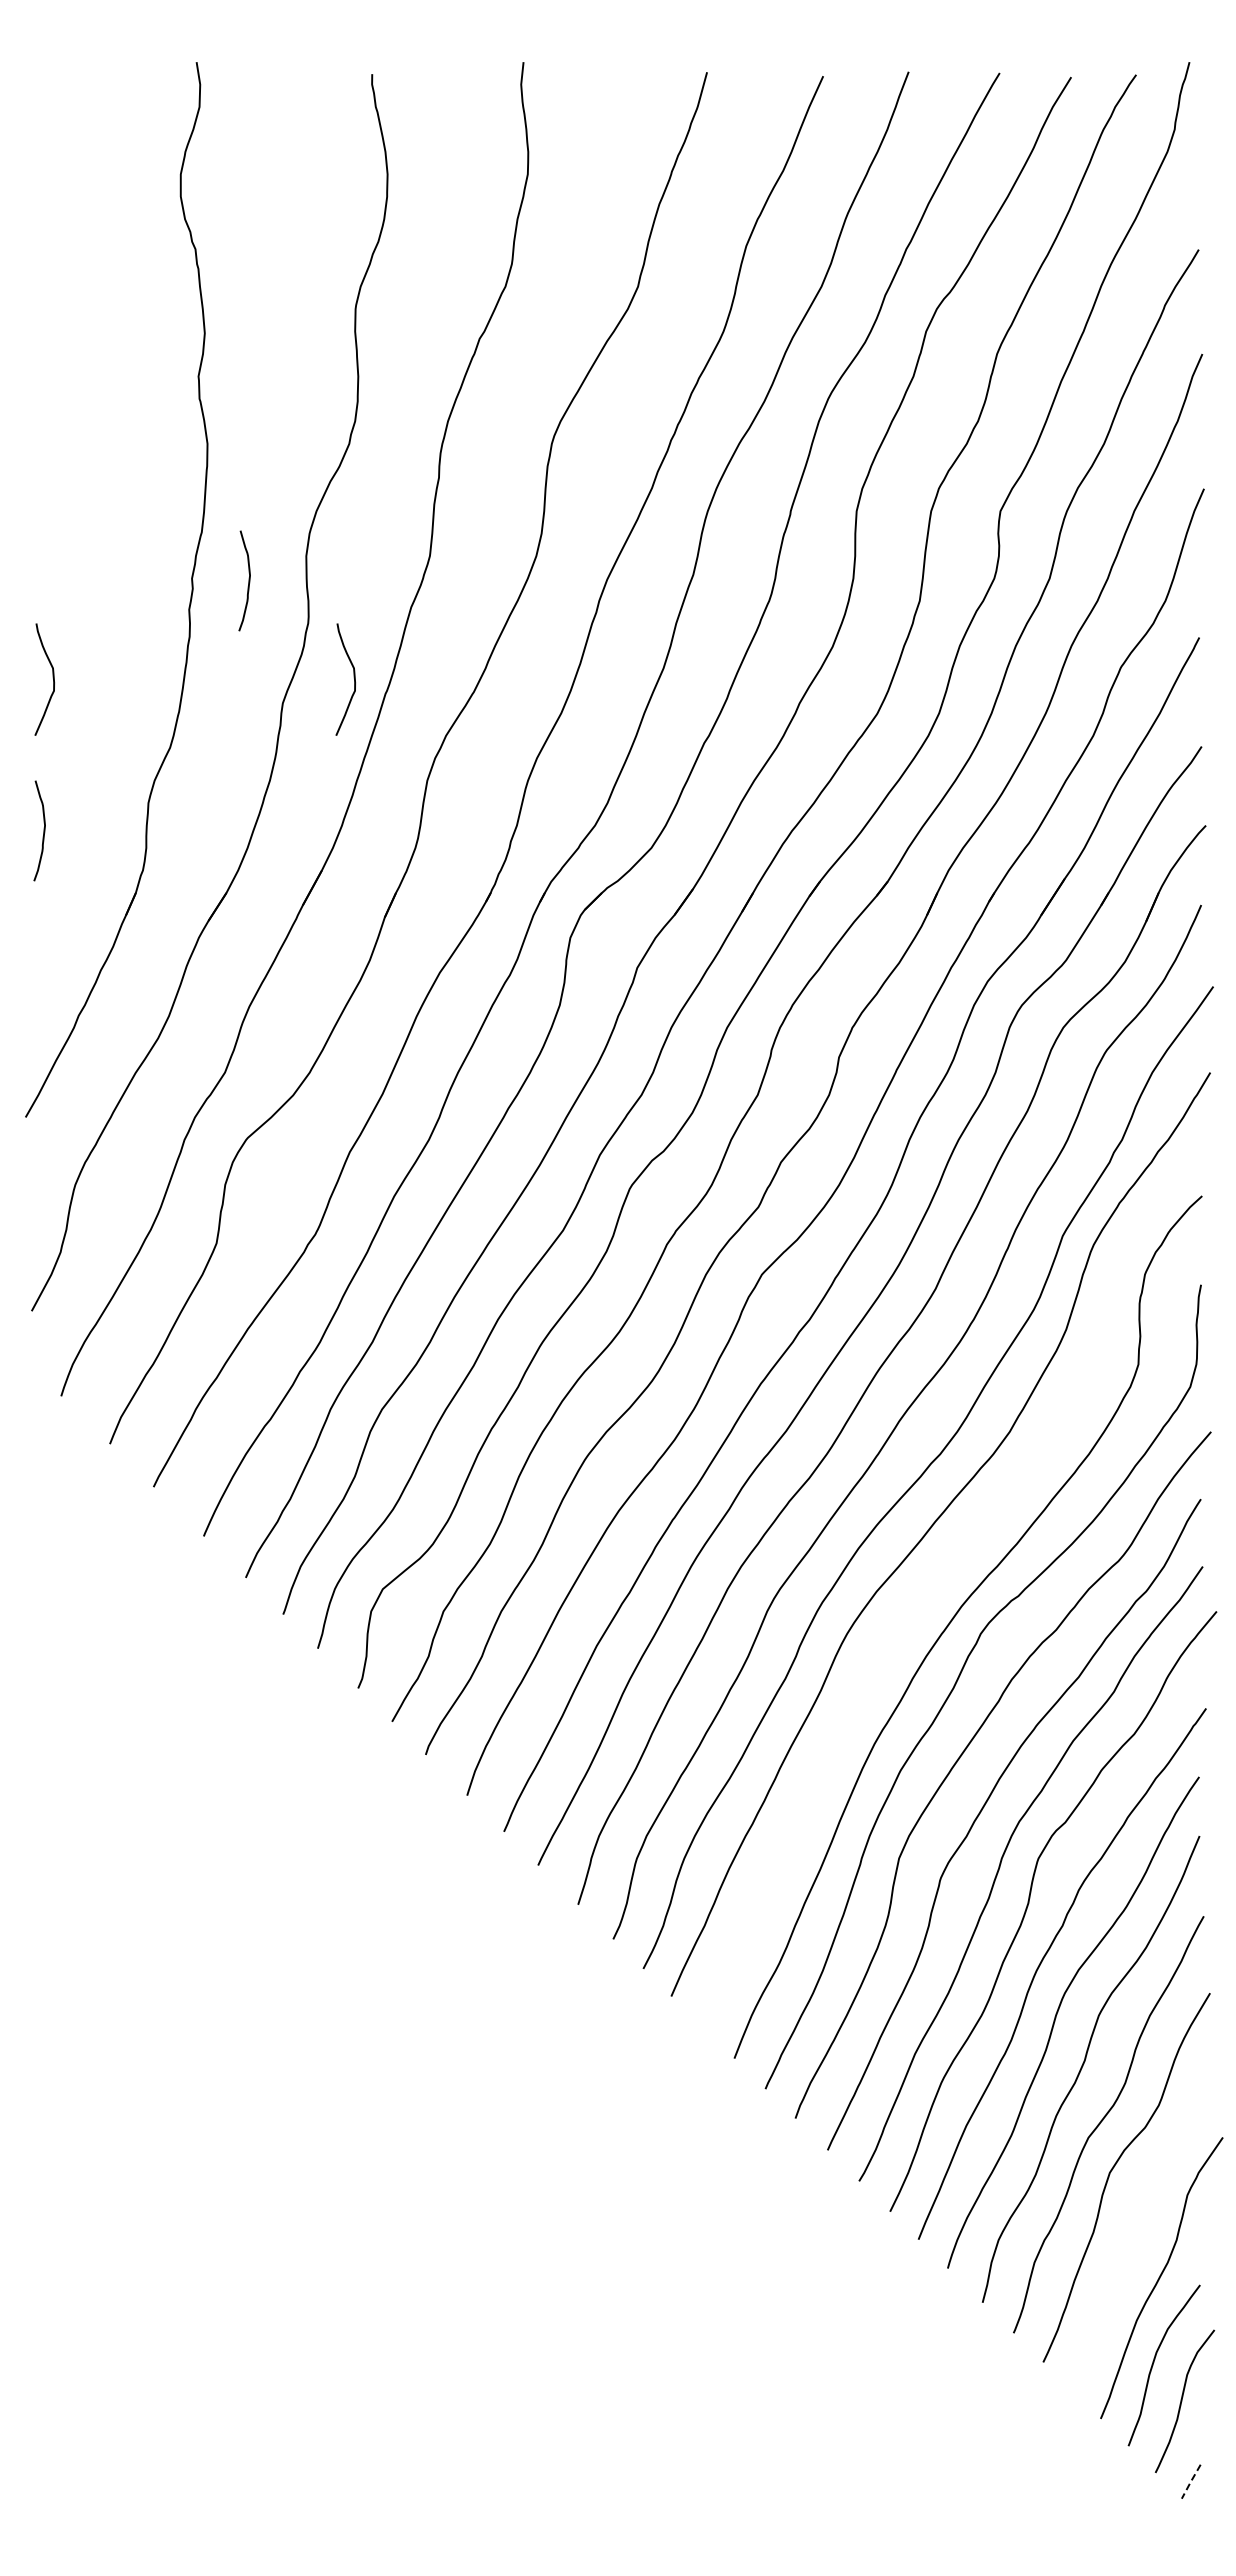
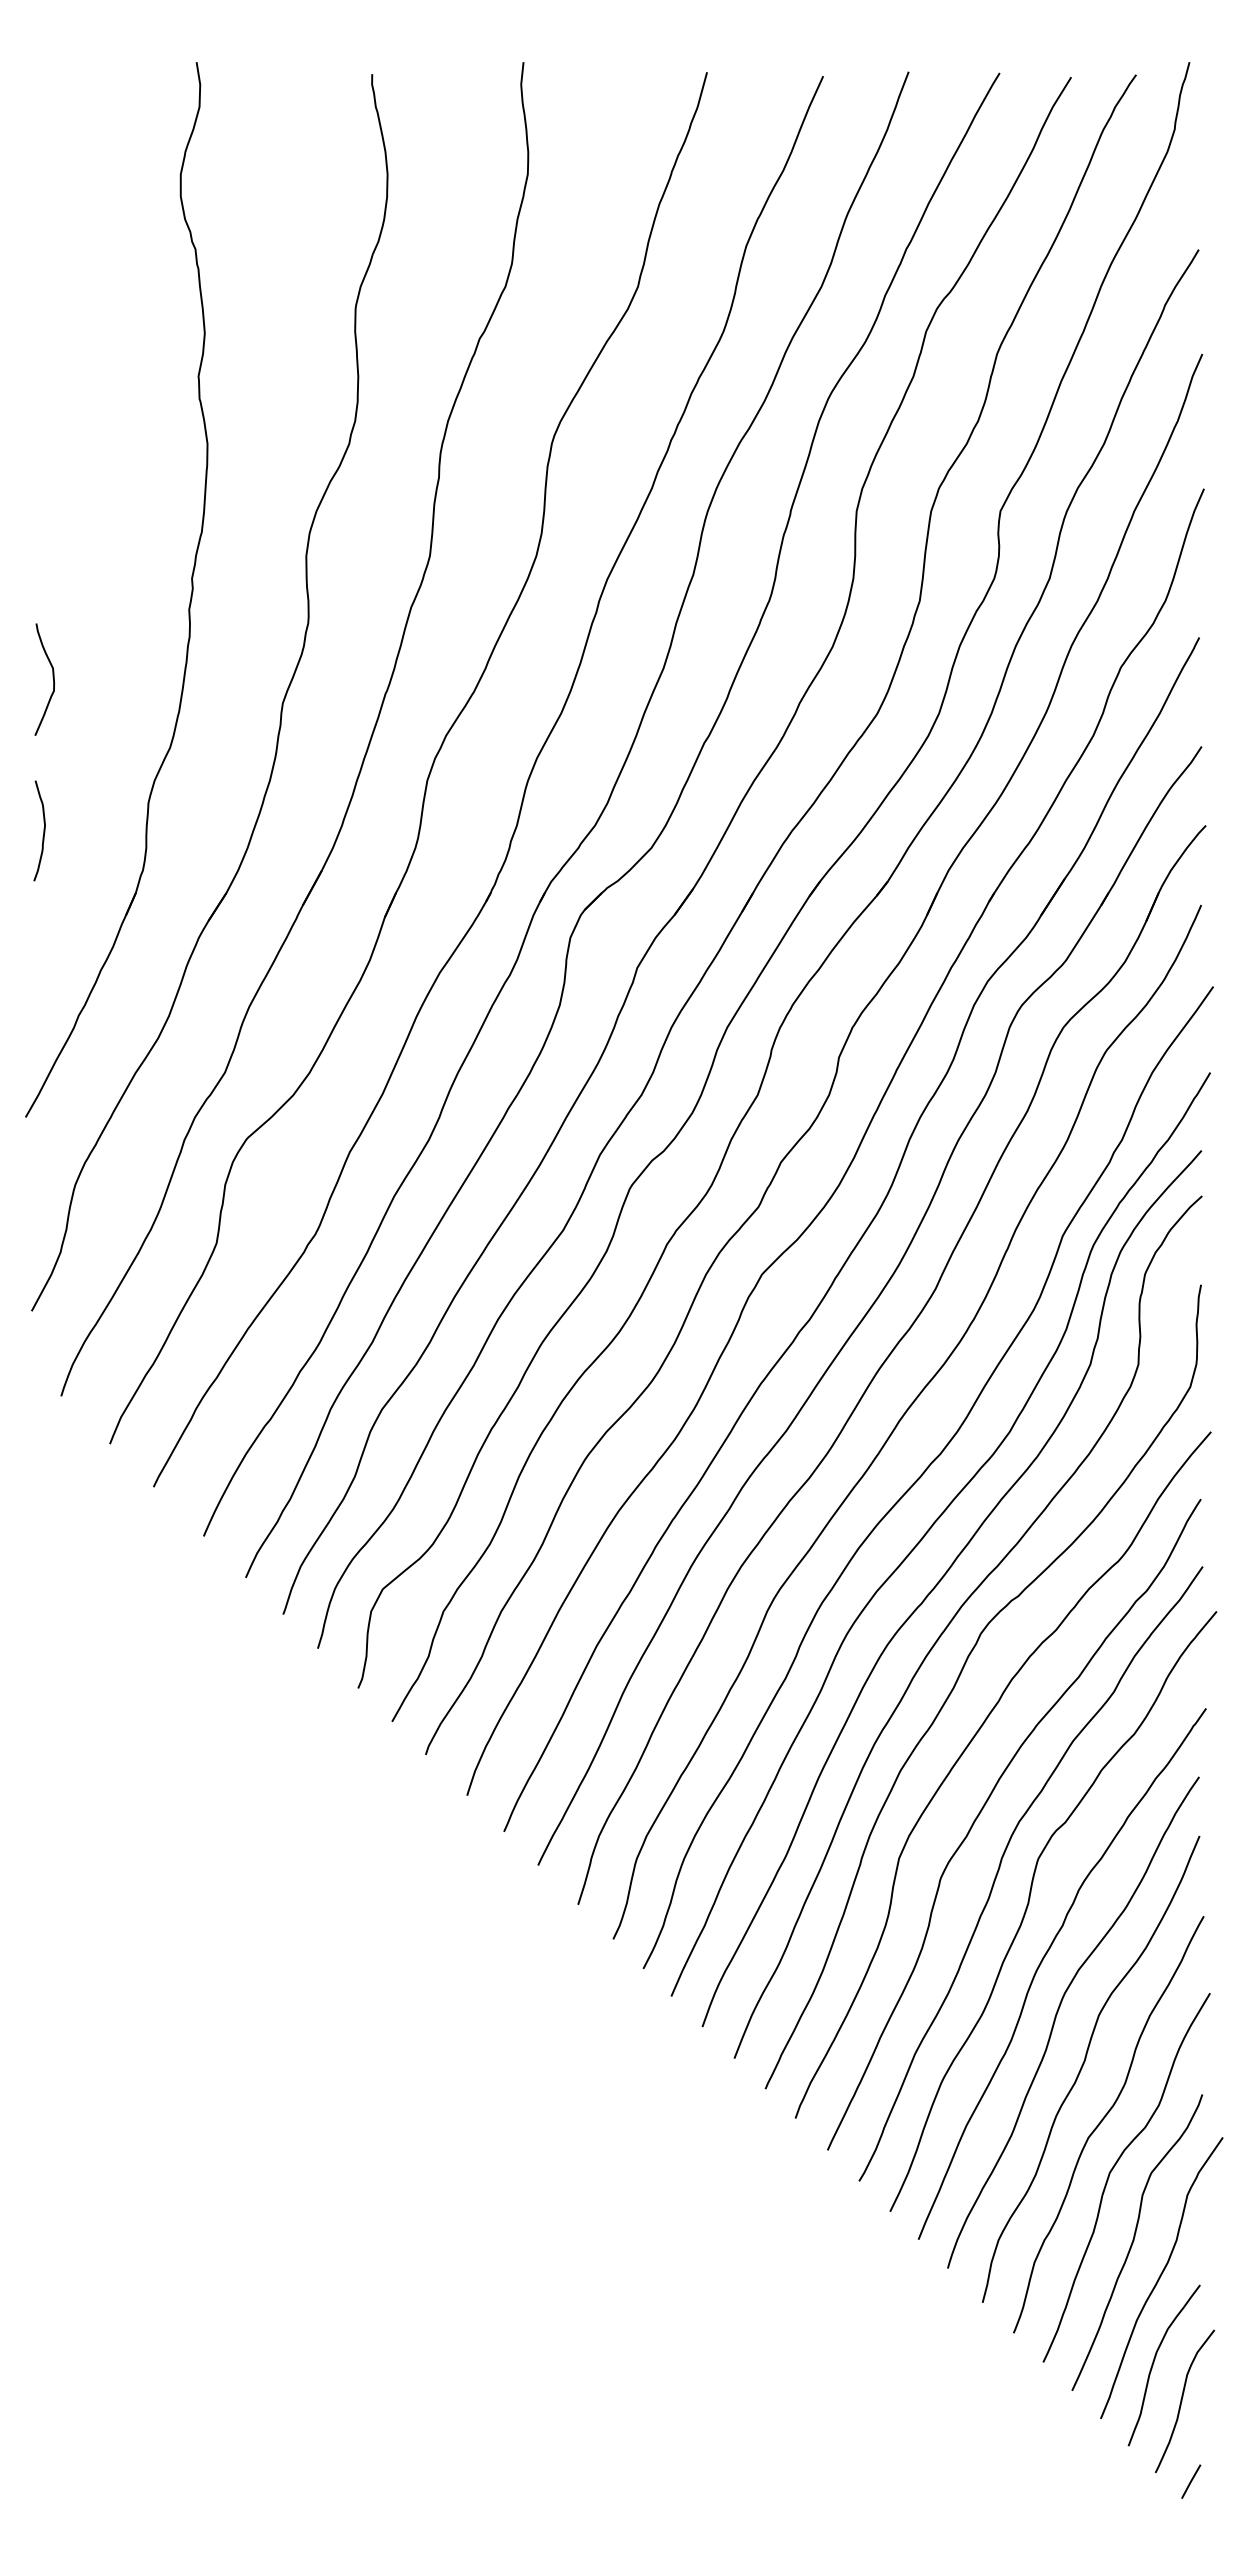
curve: present -> none (248, 580)
curve: present -> none (353, 677)
curve: none -> present (942, 1579)
curve: none -> present (1134, 2240)
line: dashed -> solid (1191, 2481)
